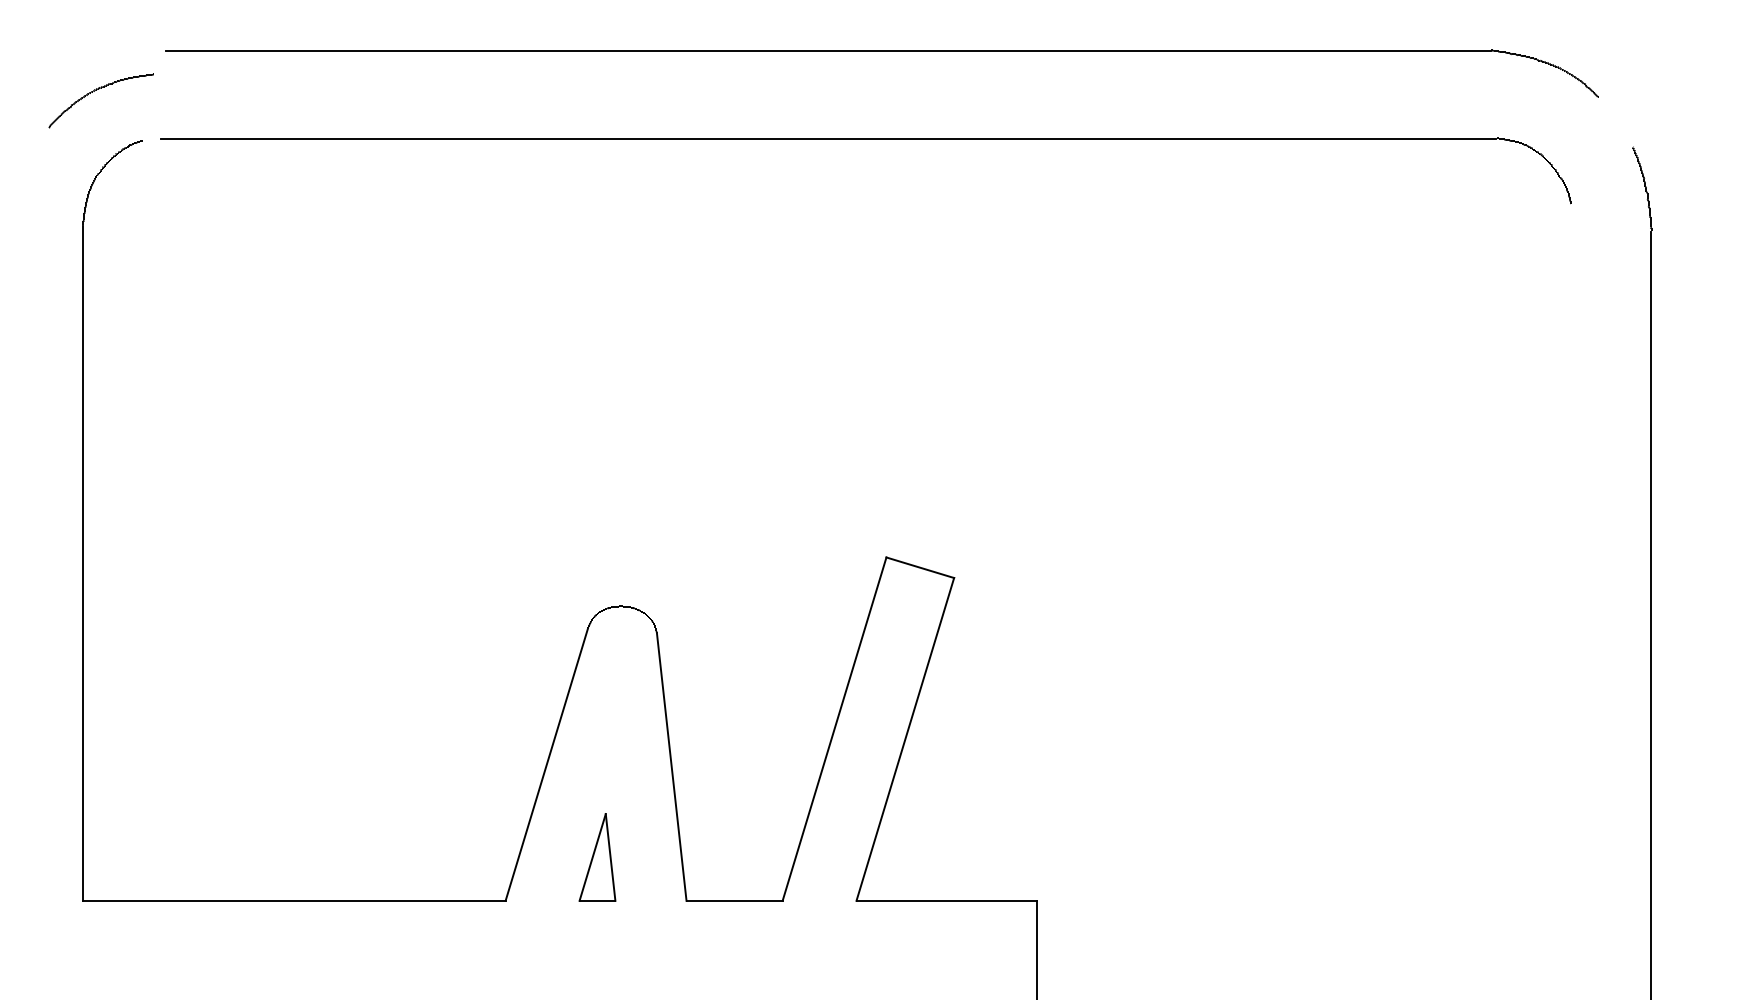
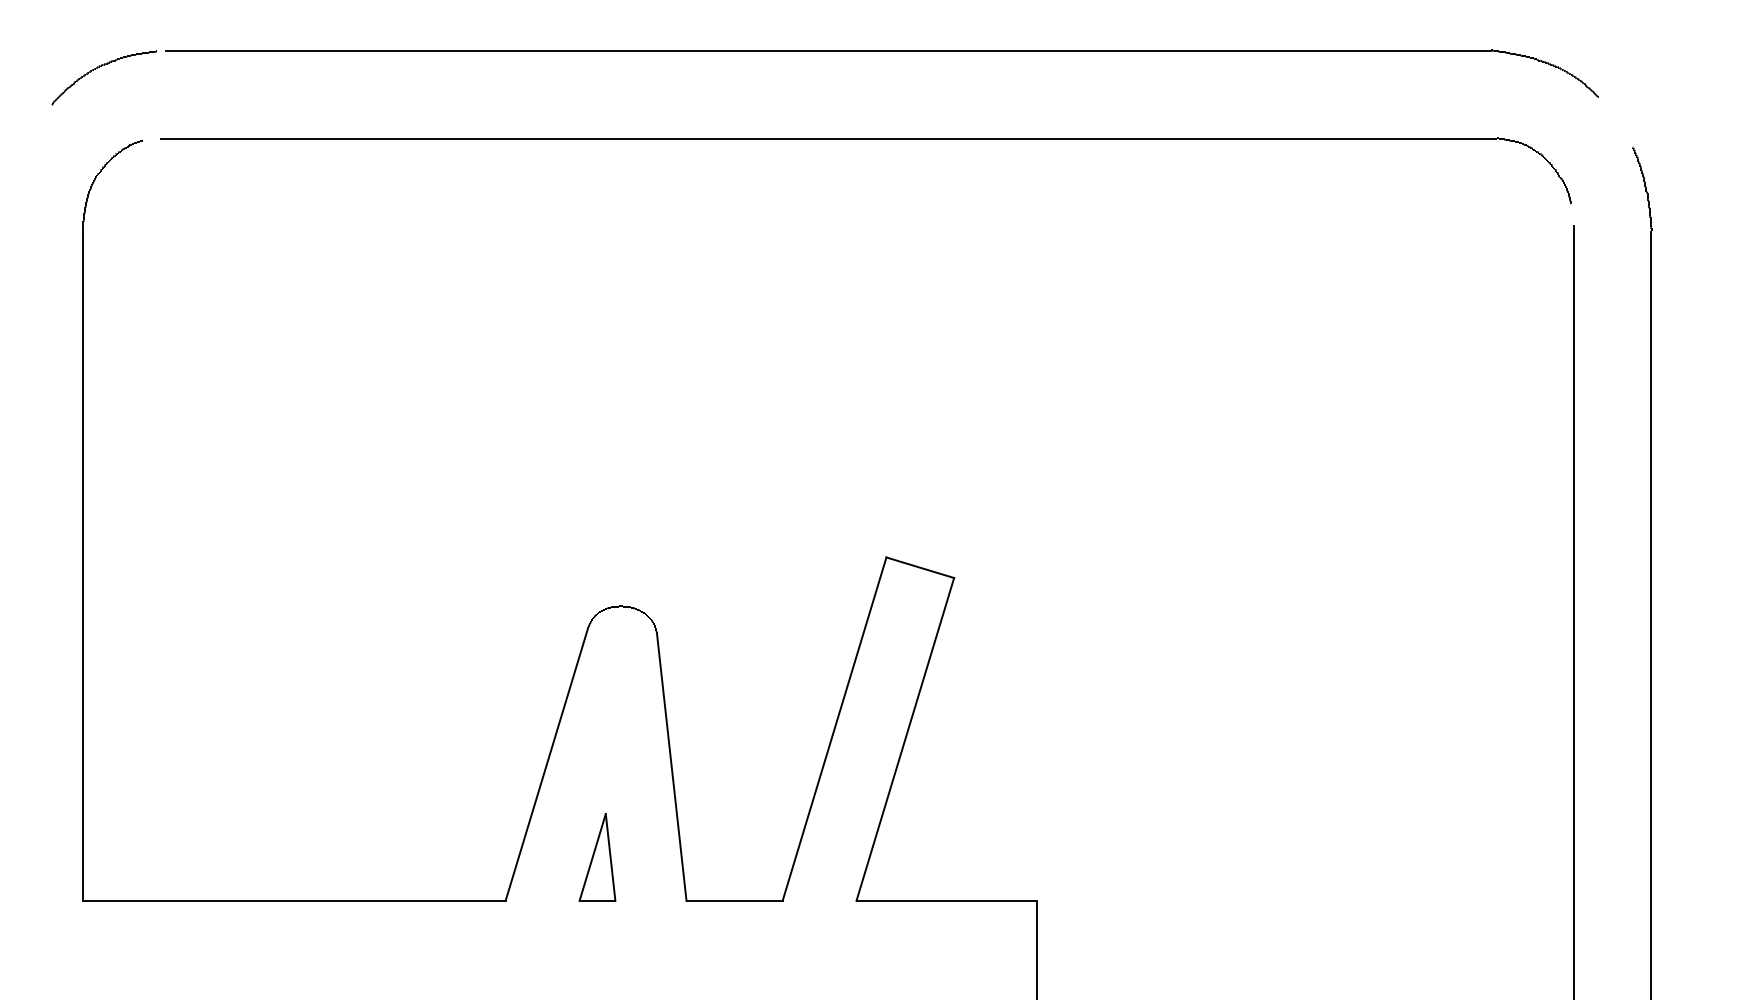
curve position: (96, 90) -> (99, 67) (99, 67)
line: none -> present (1573, 610)
